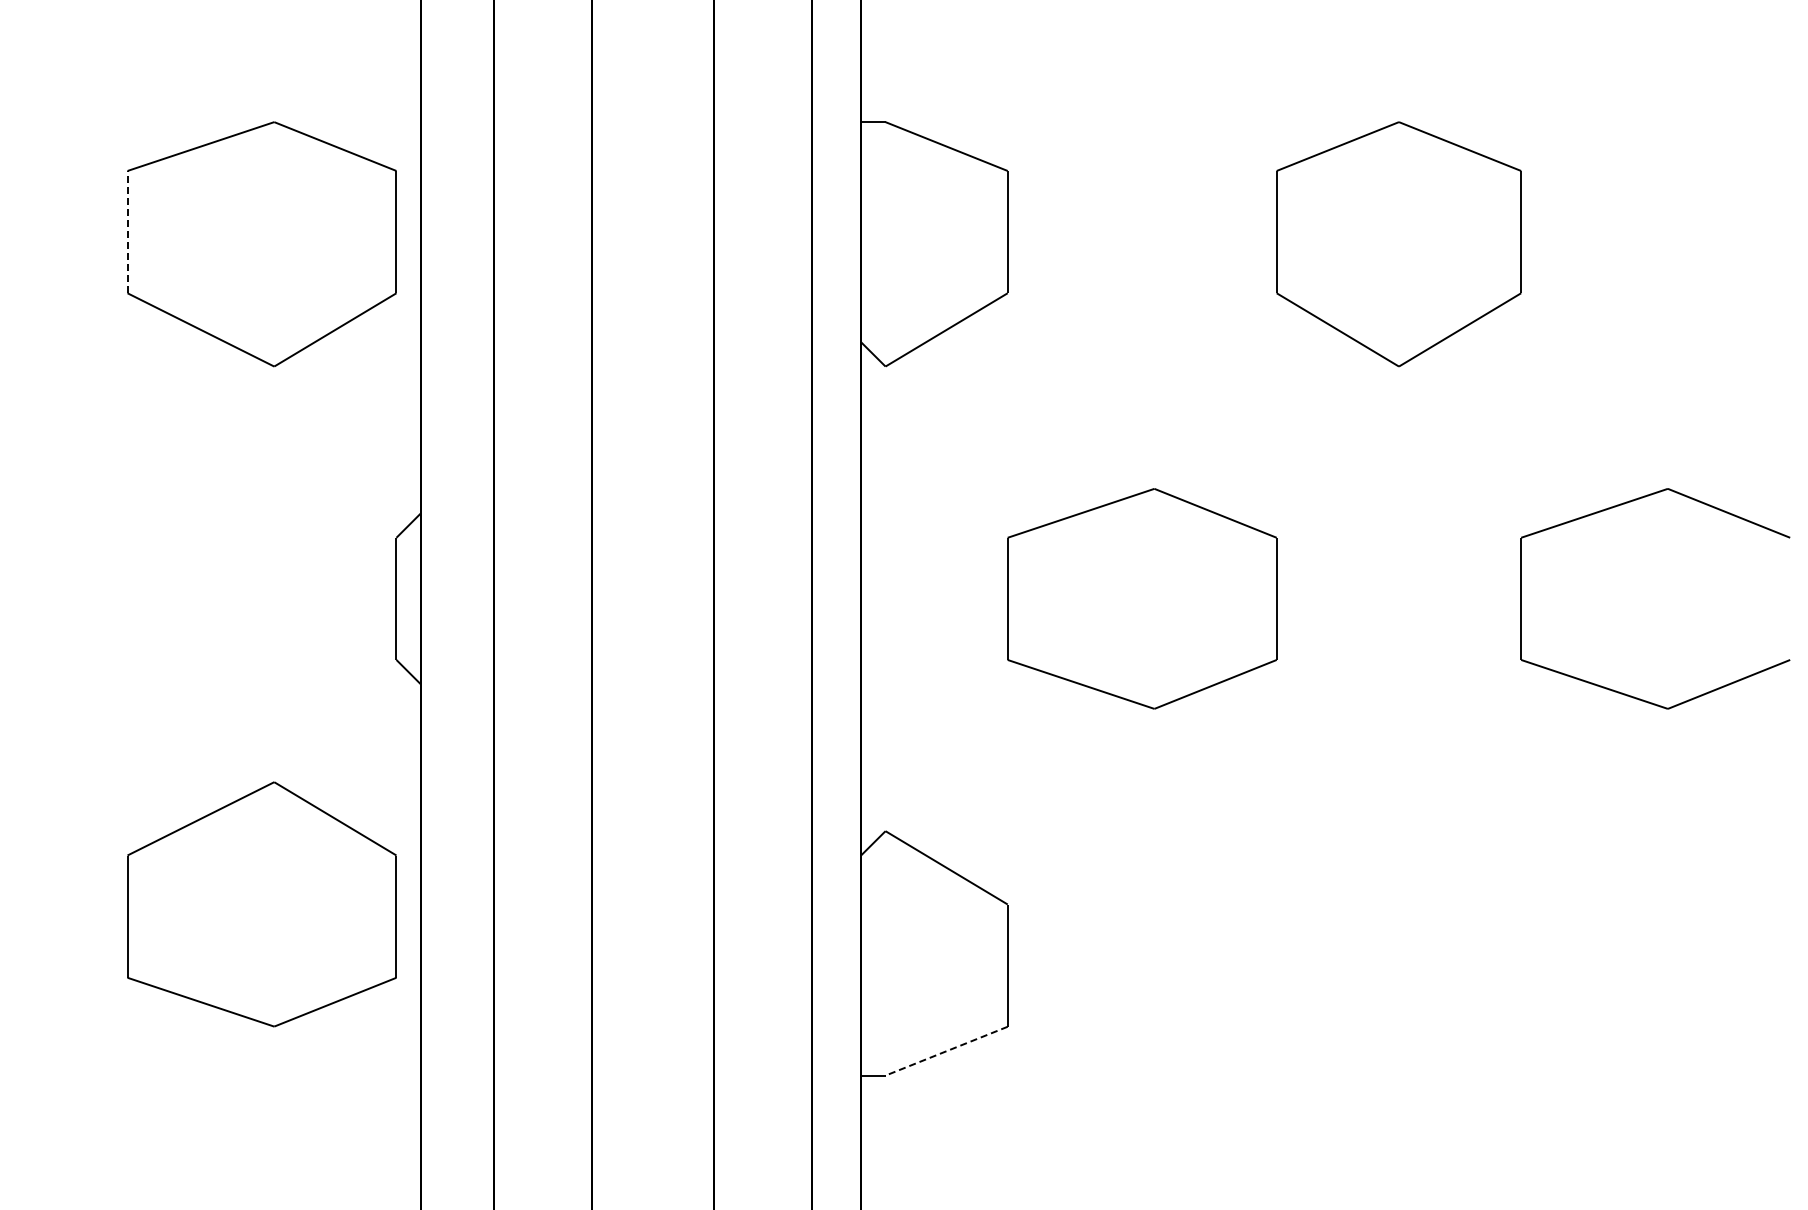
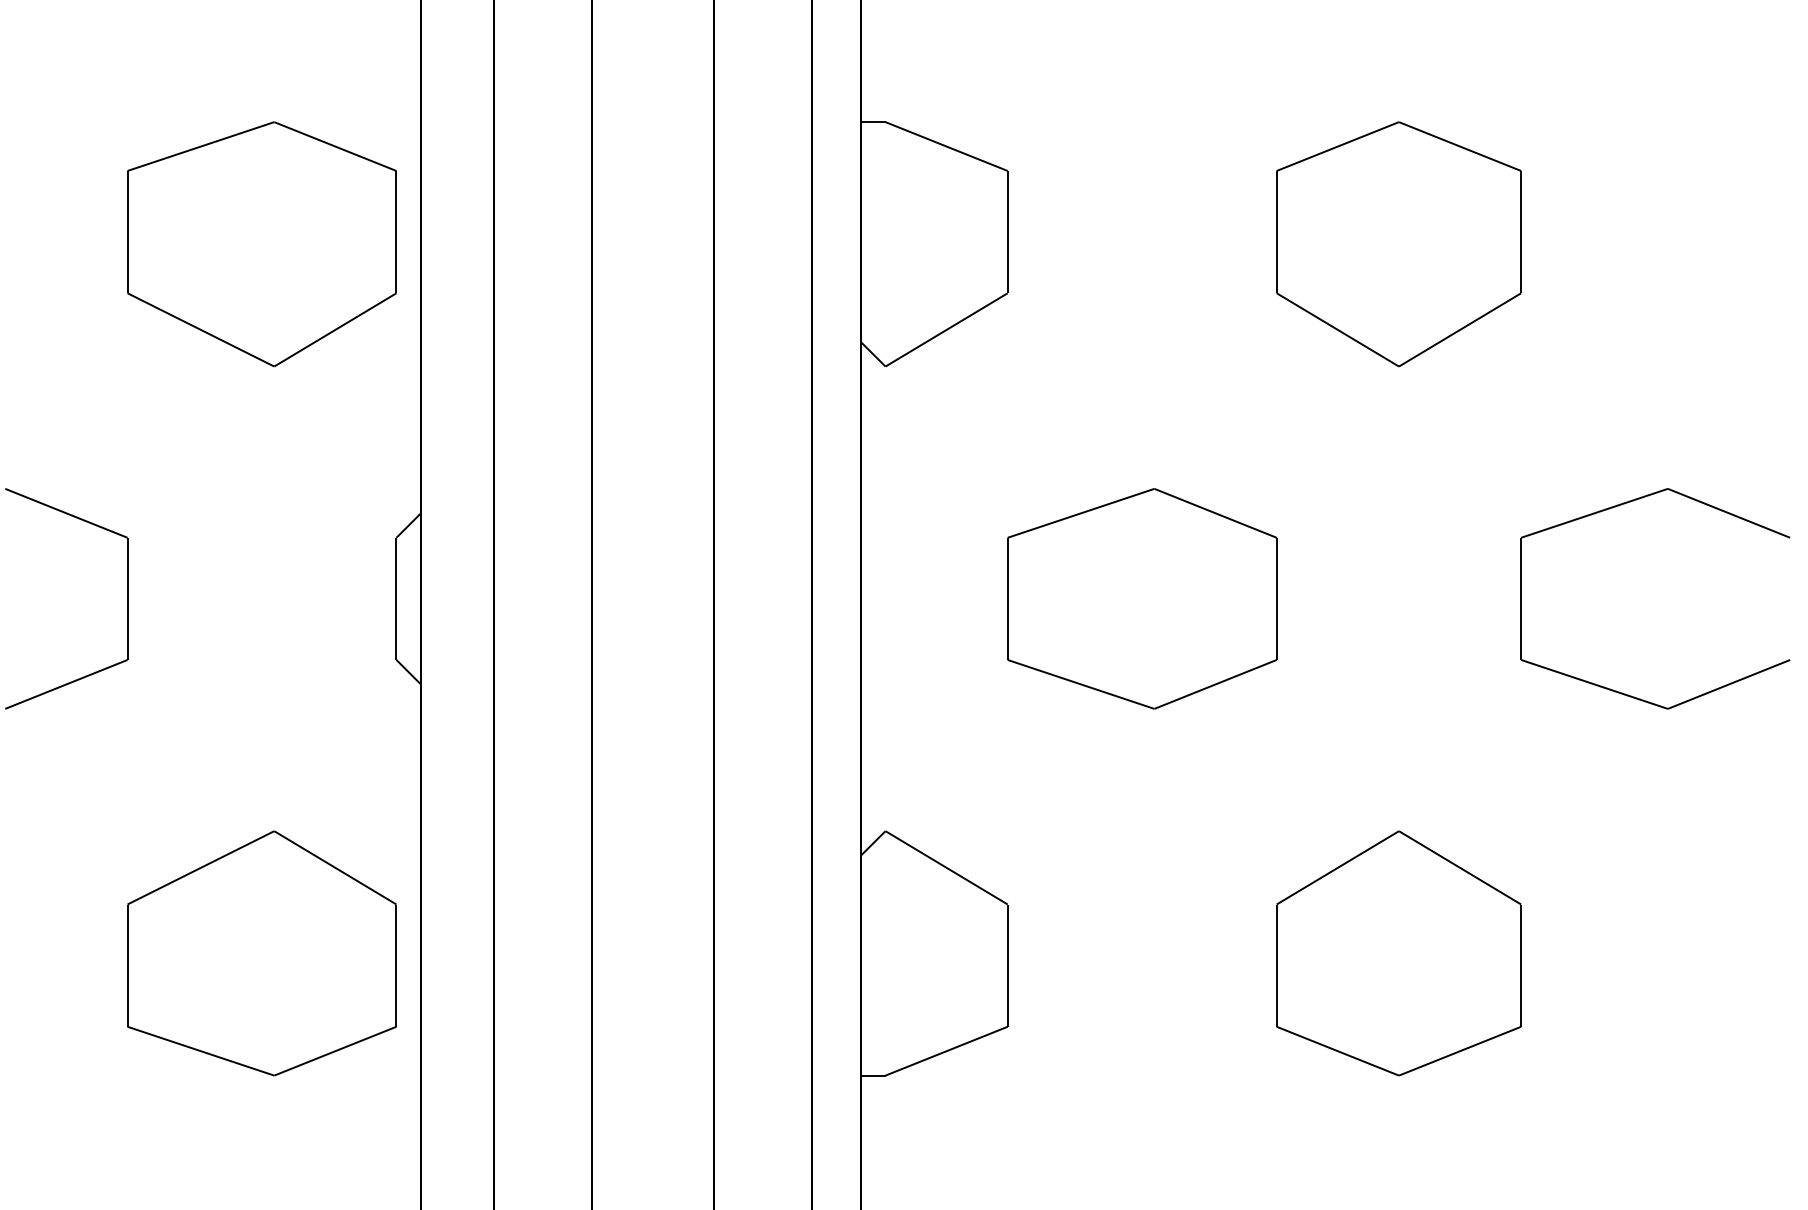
line: dashed -> solid (127, 231)
part: none -> present (127, 598)
part position: (261, 904) -> (261, 953) (261, 953)
part: none -> present (1398, 953)
line: dashed -> solid (946, 1051)
